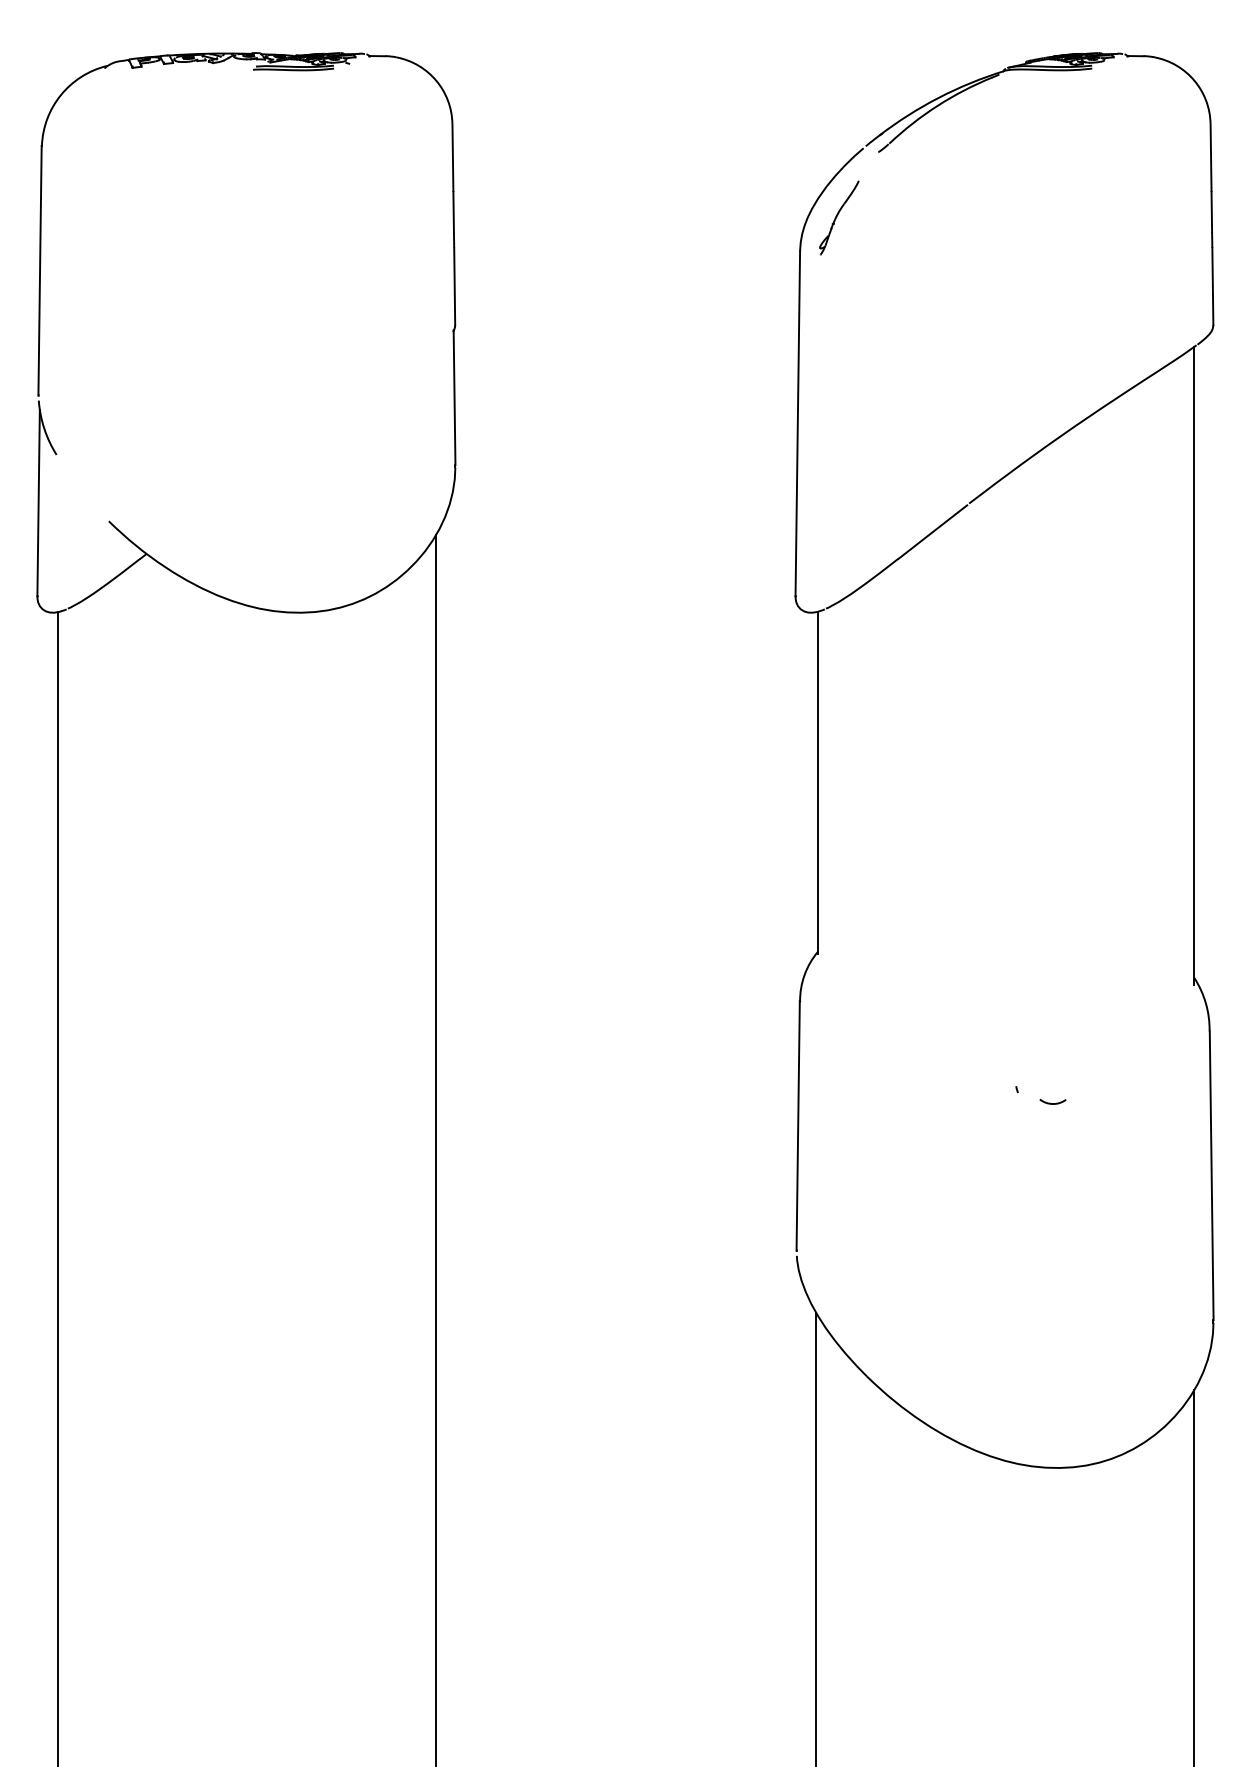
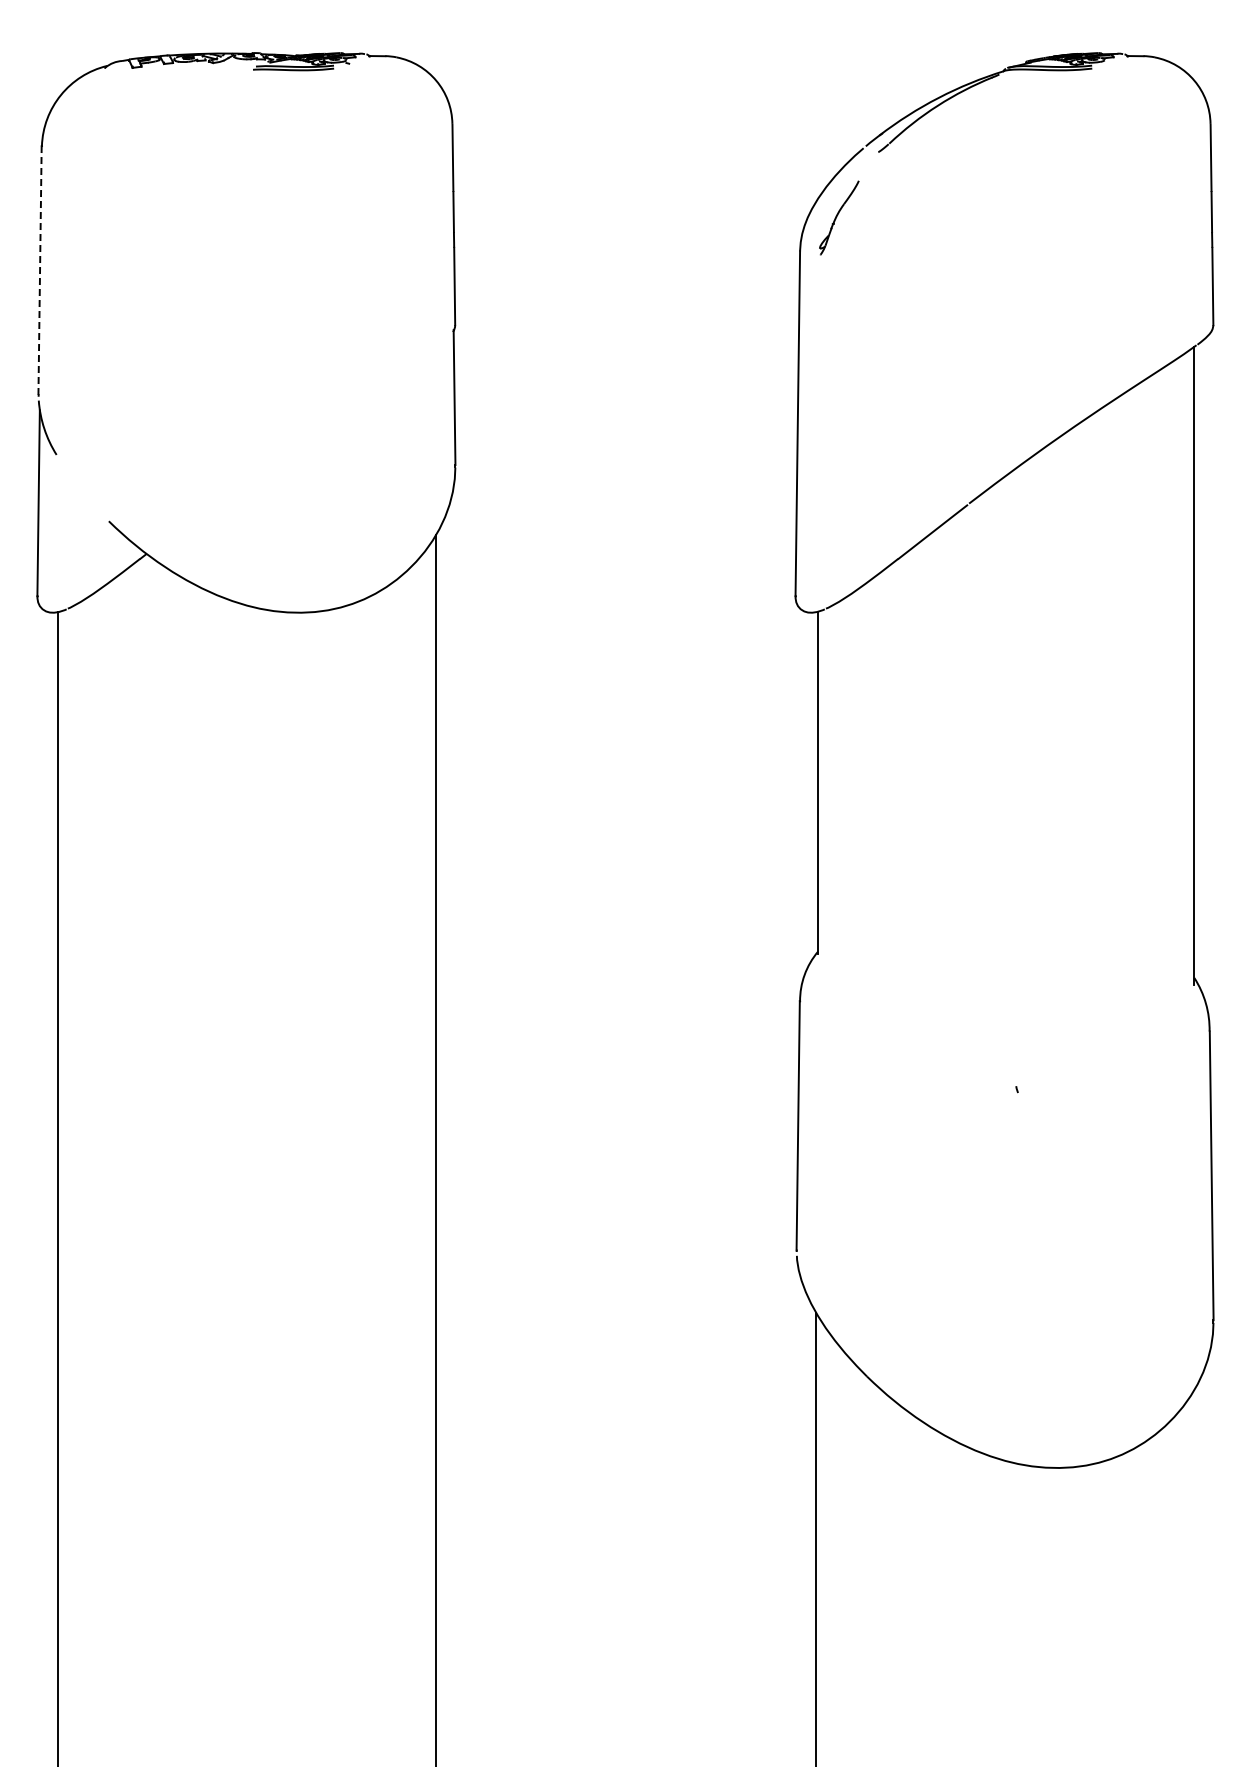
line: solid -> dashed (40, 270)
arc: present -> none (1052, 1103)
line: present -> none (1194, 1576)
